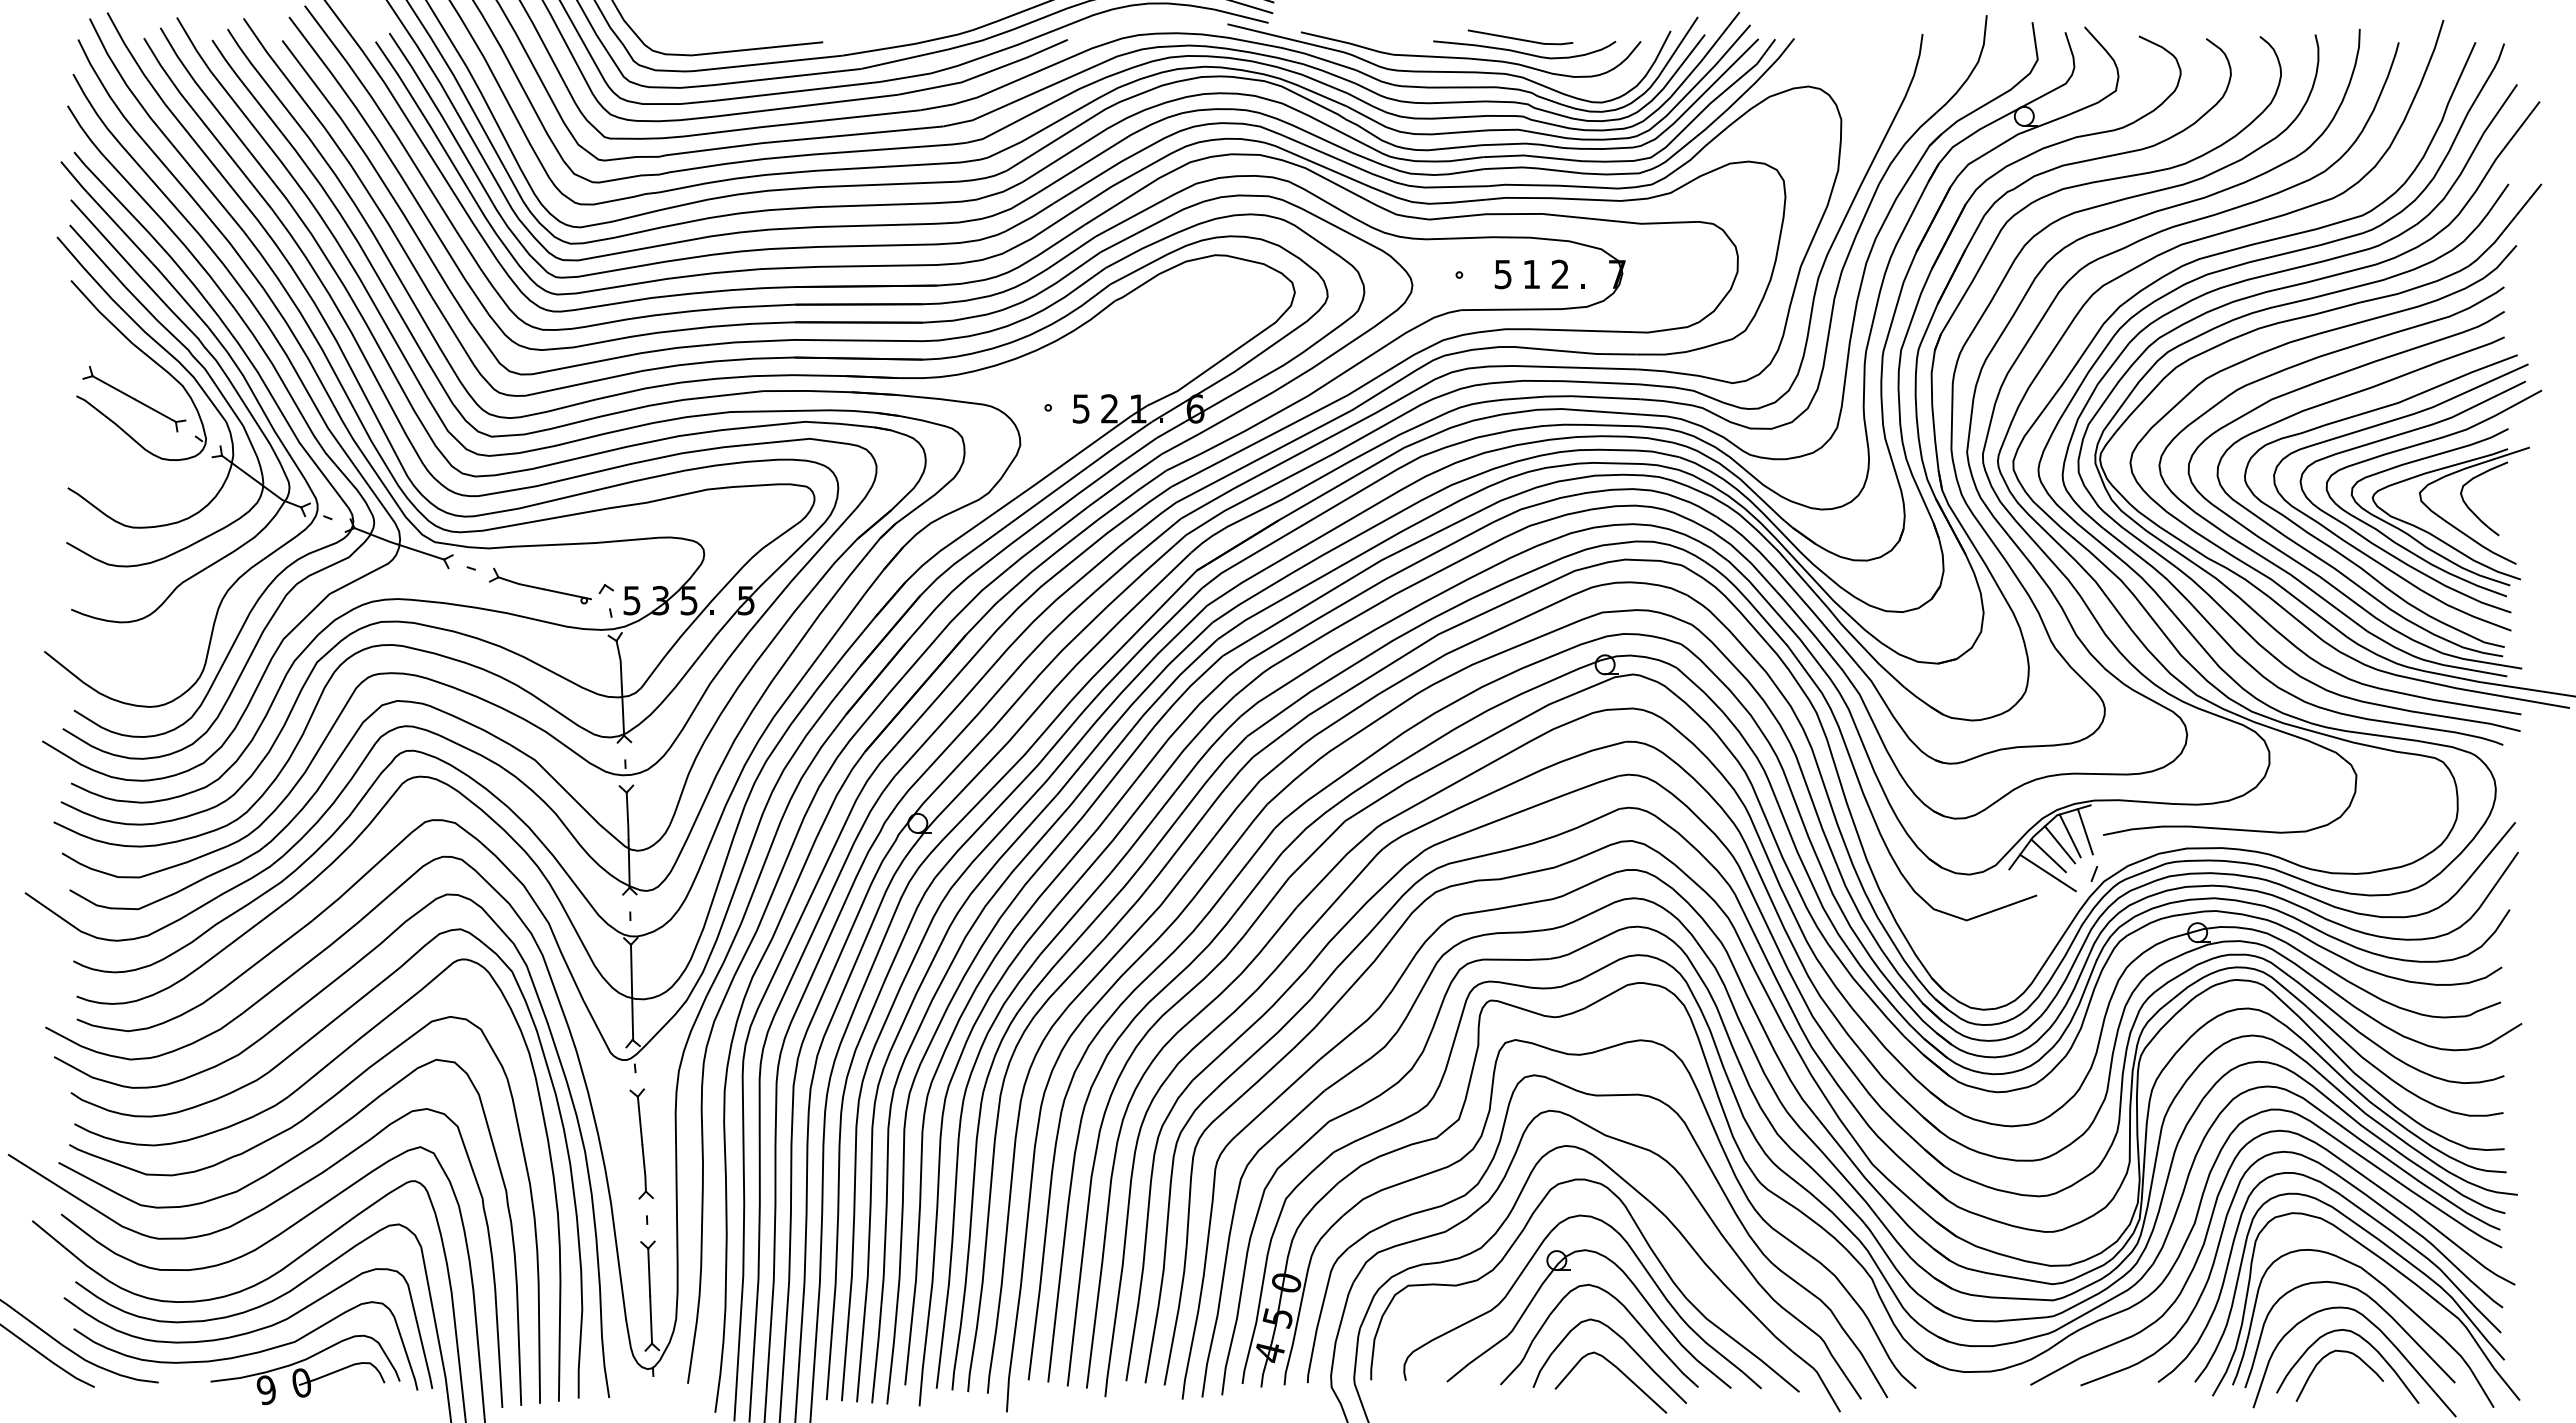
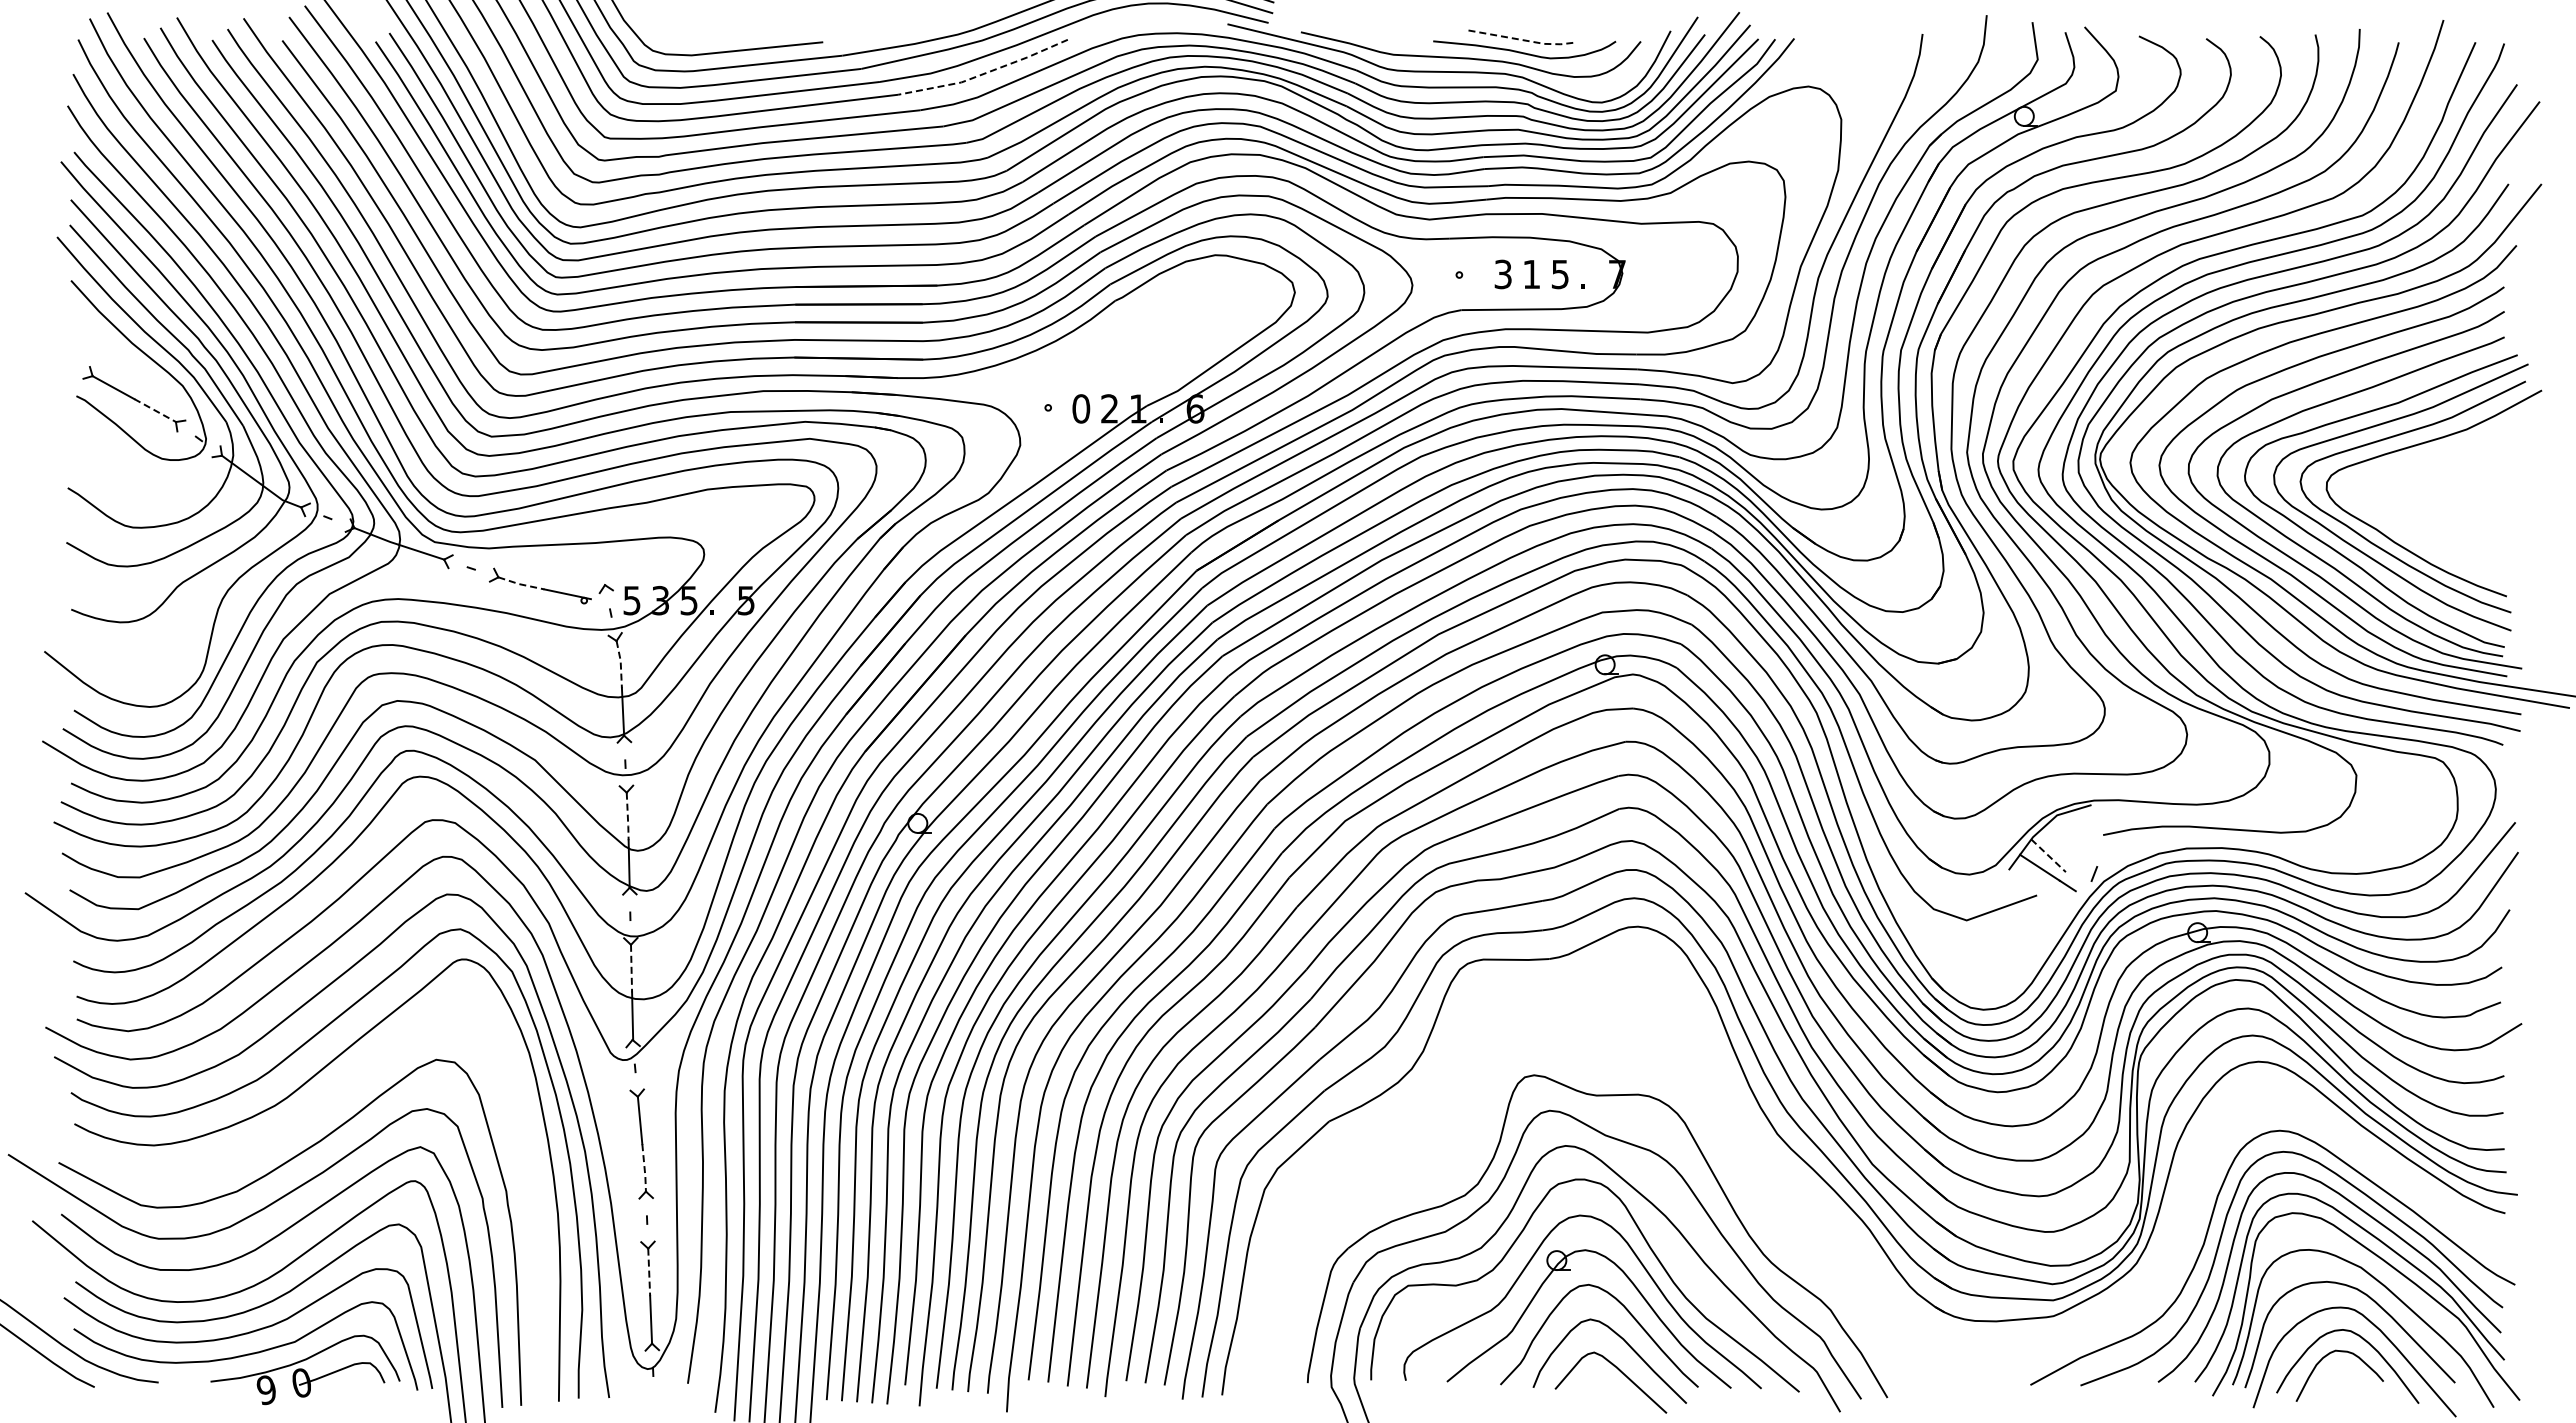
line: solid -> dashed (1521, 39)
line: solid -> dashed (984, 73)
text: 5 -> 3 (1503, 273)
text: 2 -> 5 (1559, 274)
text: 5 -> 0 (1081, 408)
line: solid -> dashed (155, 410)
part: present -> none (2435, 512)
line: solid -> dashed (521, 584)
line: solid -> dashed (620, 663)
line: solid -> dashed (627, 816)
line: present -> none (2084, 831)
line: present -> none (2069, 835)
line: present -> none (2060, 844)
line: solid -> dashed (2048, 855)
line: solid -> dashed (631, 968)
curve: present -> none (269, 1140)
line: solid -> dashed (644, 1168)
part: present -> none (1831, 1210)
line: solid -> dashed (649, 1272)
